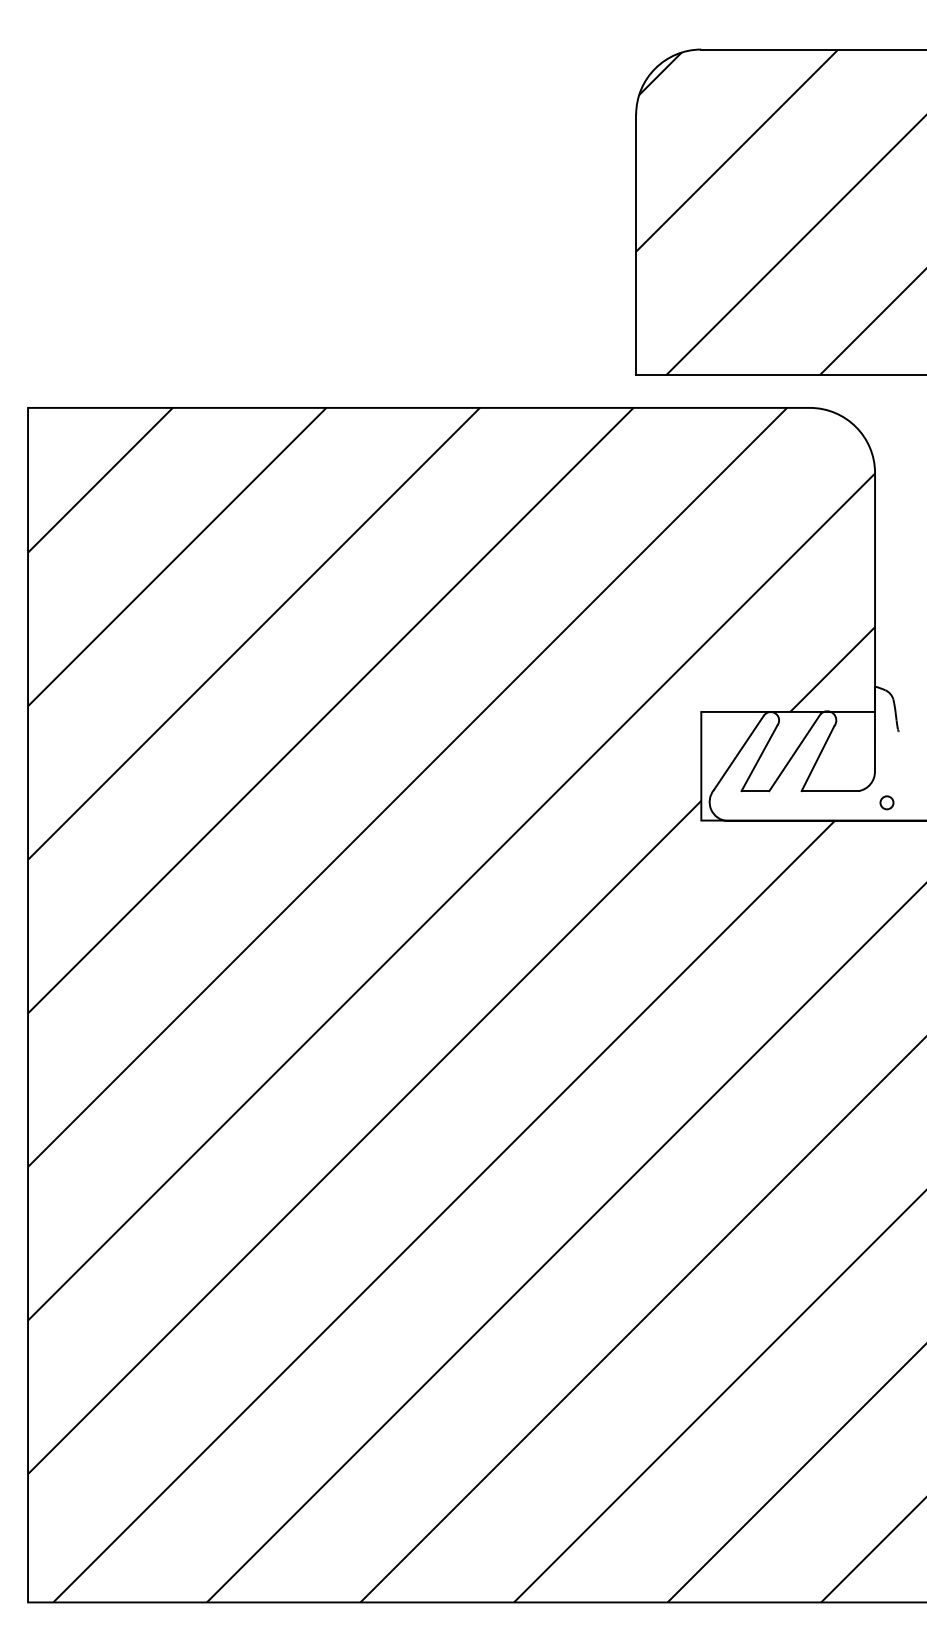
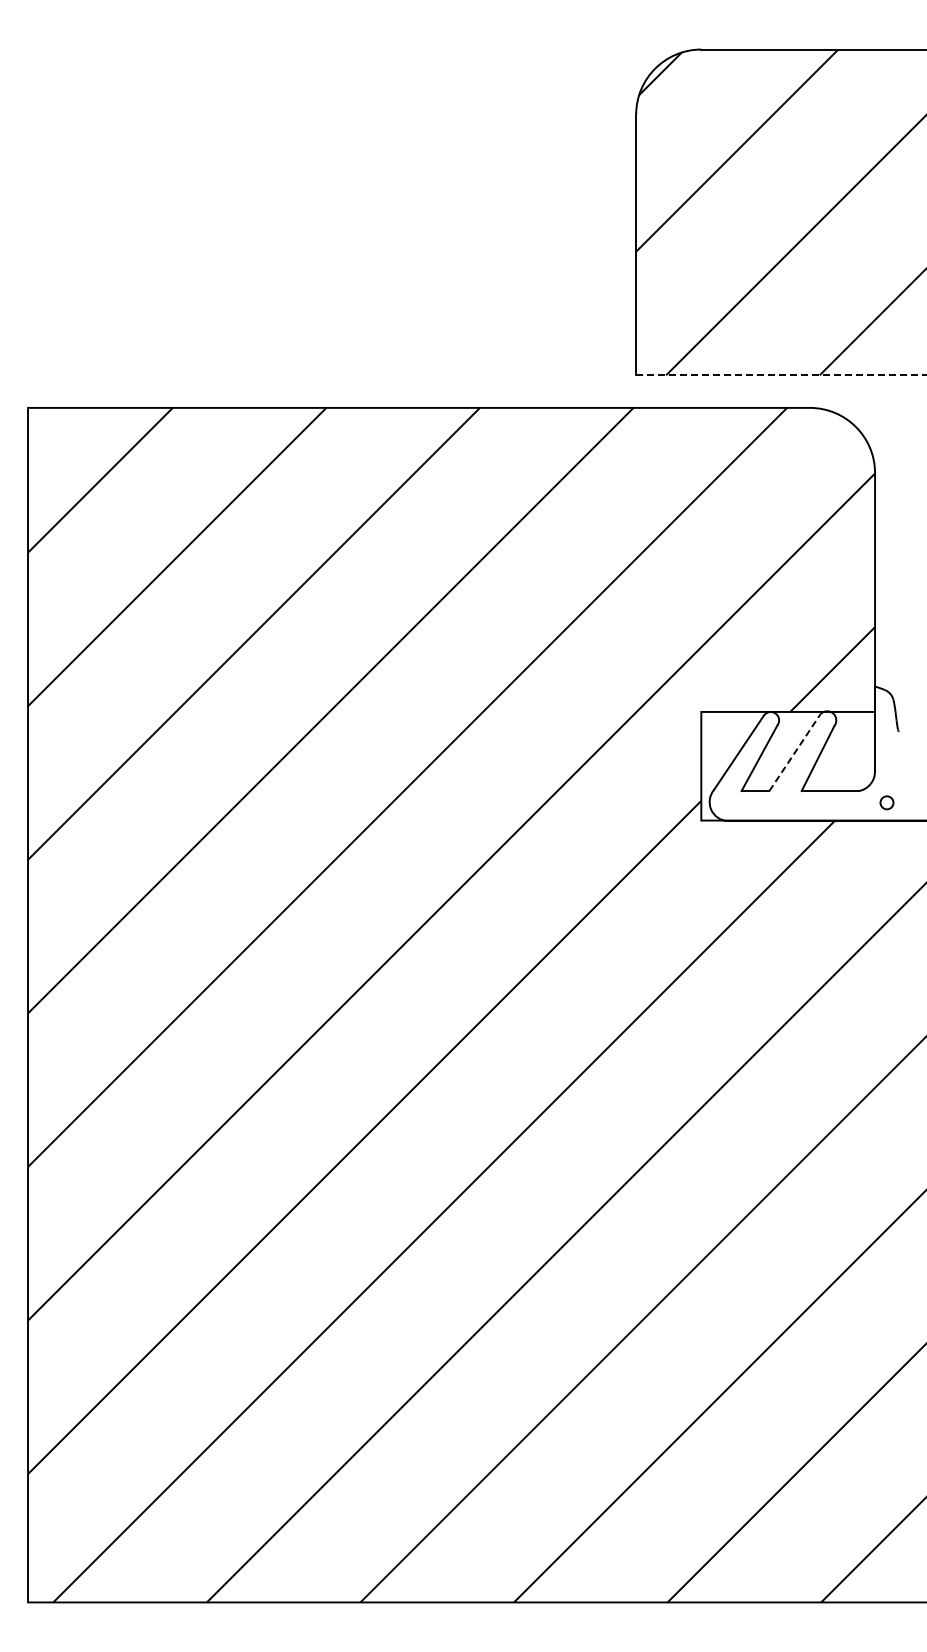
line: solid -> dashed (780, 375)
line: solid -> dashed (795, 752)
